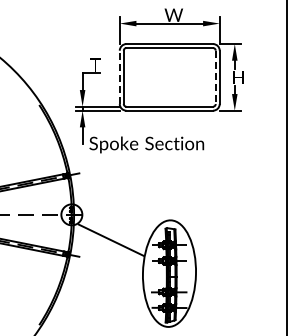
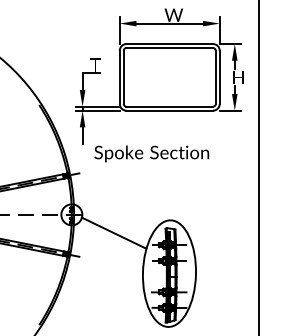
line: dashed -> solid (119, 77)
line: dashed -> solid (215, 77)
text position: (146, 144) -> (151, 153) (151, 153)
line position: (286, 167) -> (258, 167) (258, 167)
line position: (110, 239) -> (113, 232) (113, 232)
